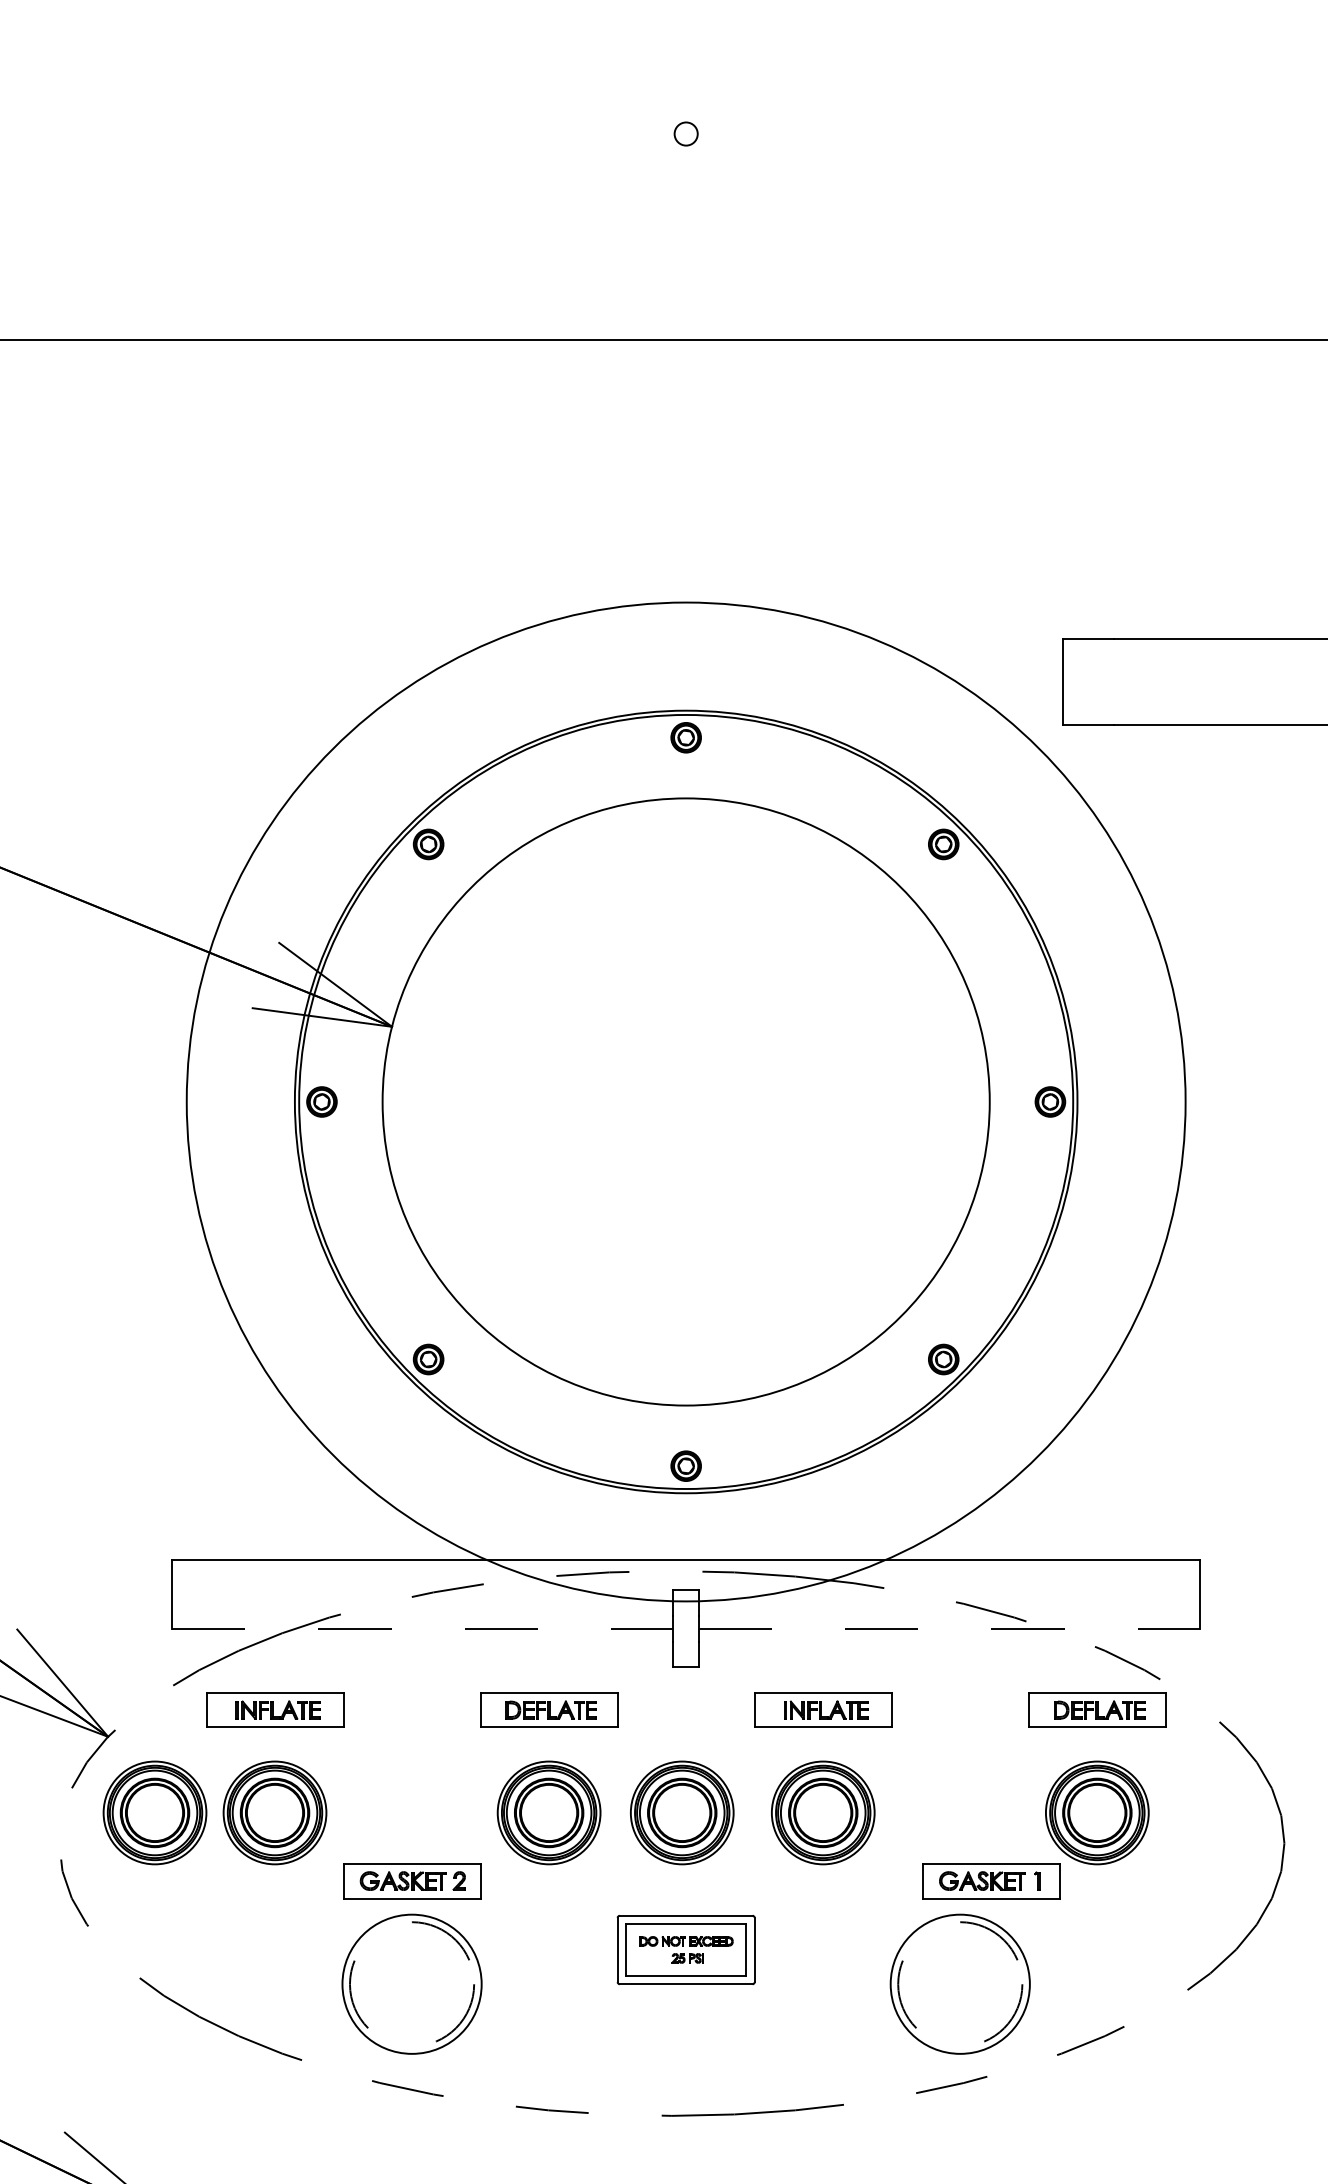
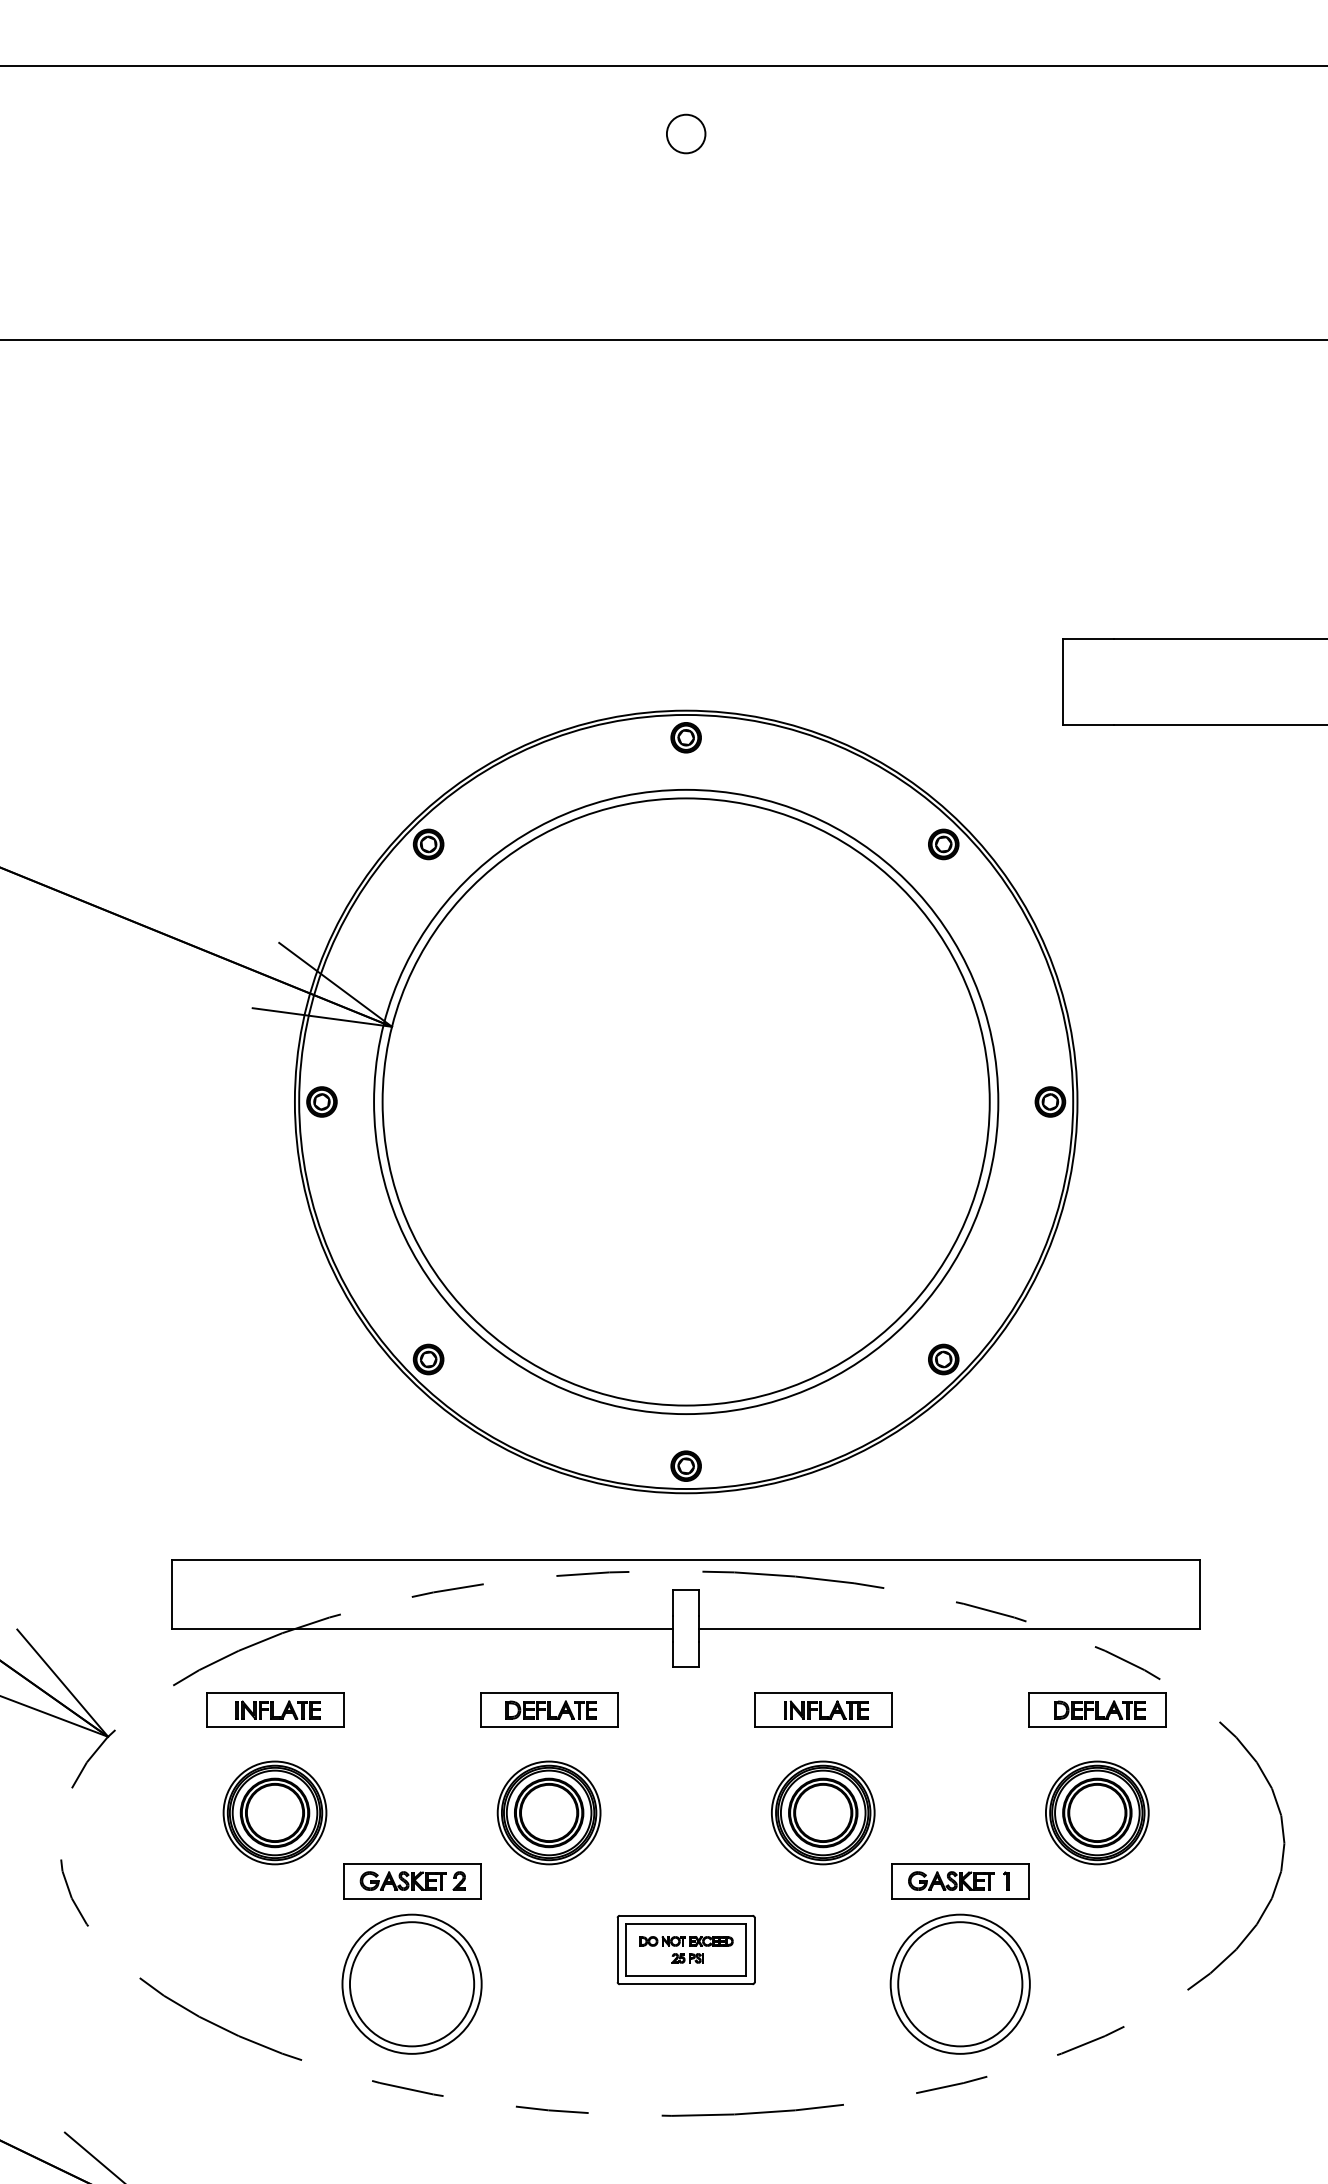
line: none -> present (663, 65)
circle diameter: 23 px -> 39 px (685, 133)
circle diameter: 999 px -> 624 px (686, 1101)
line: dashed -> solid (422, 1628)
line: dashed -> solid (949, 1628)
part: present -> none (154, 1812)
part: present -> none (682, 1812)
part position: (991, 1881) -> (960, 1881) (960, 1881)
circle: dashed -> solid (411, 1984)
circle: dashed -> solid (960, 1984)
